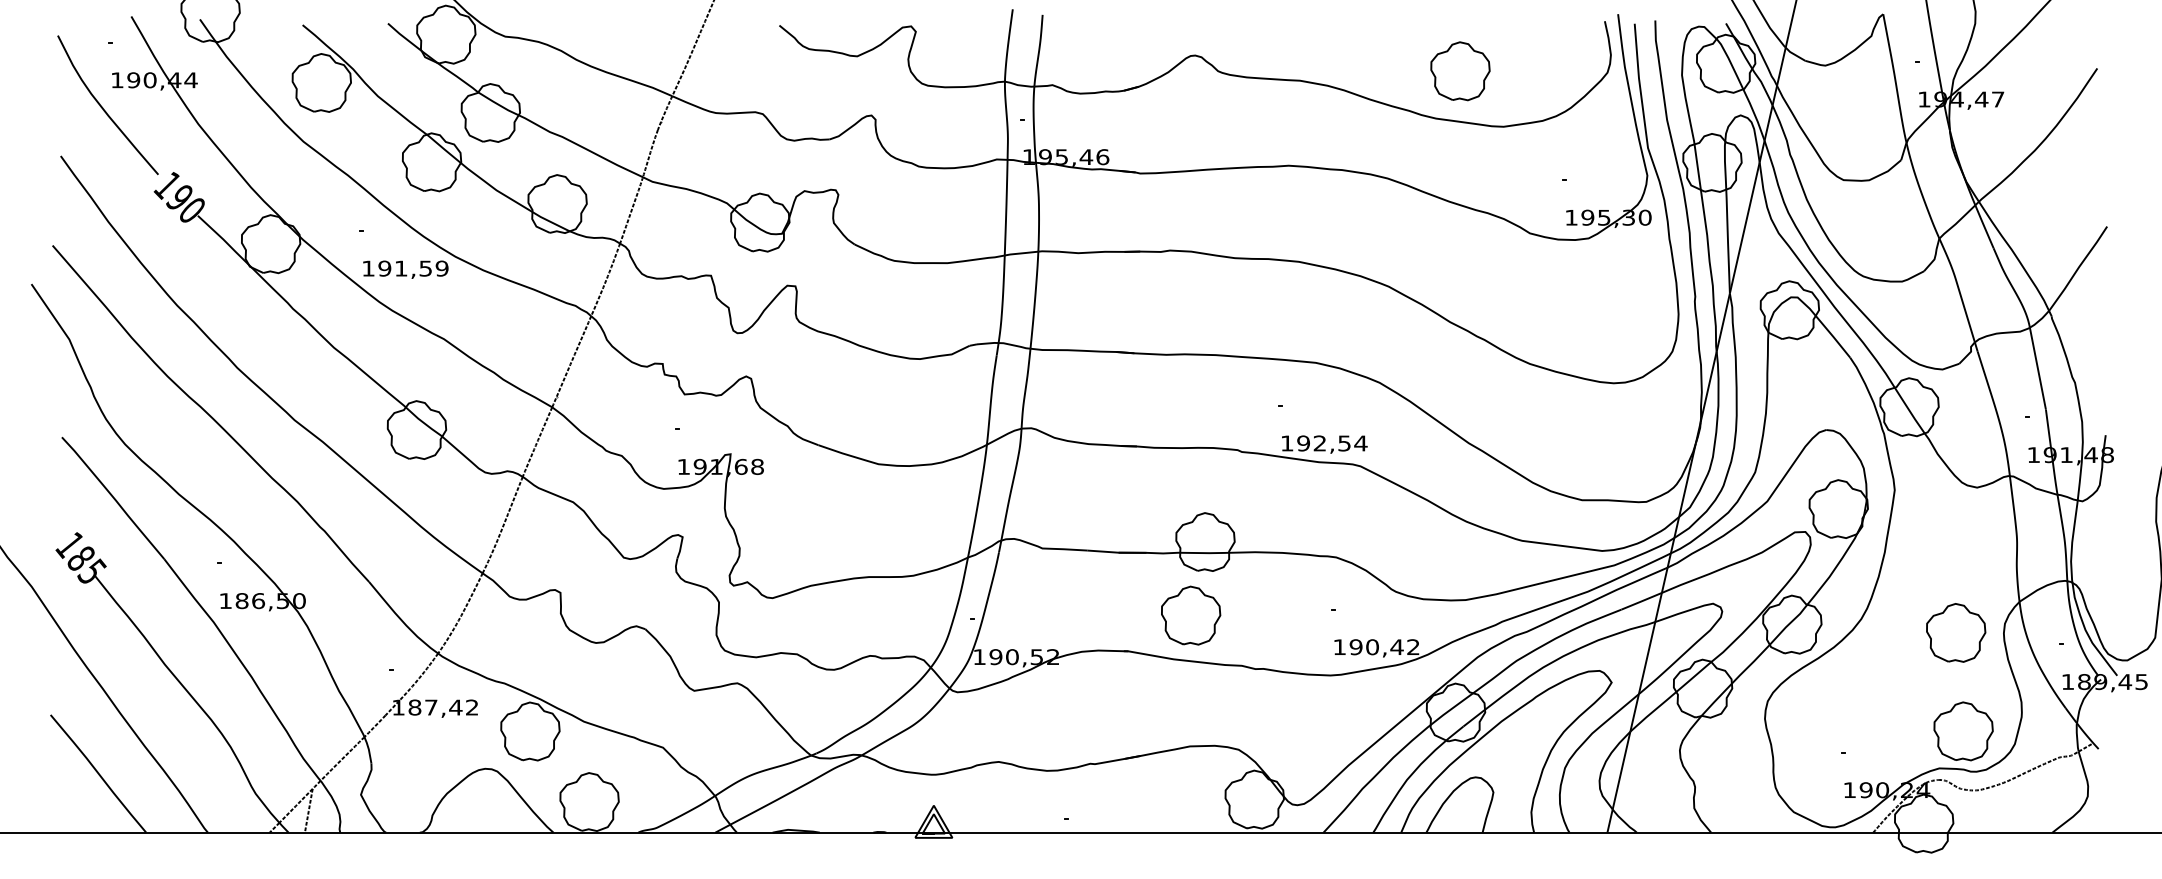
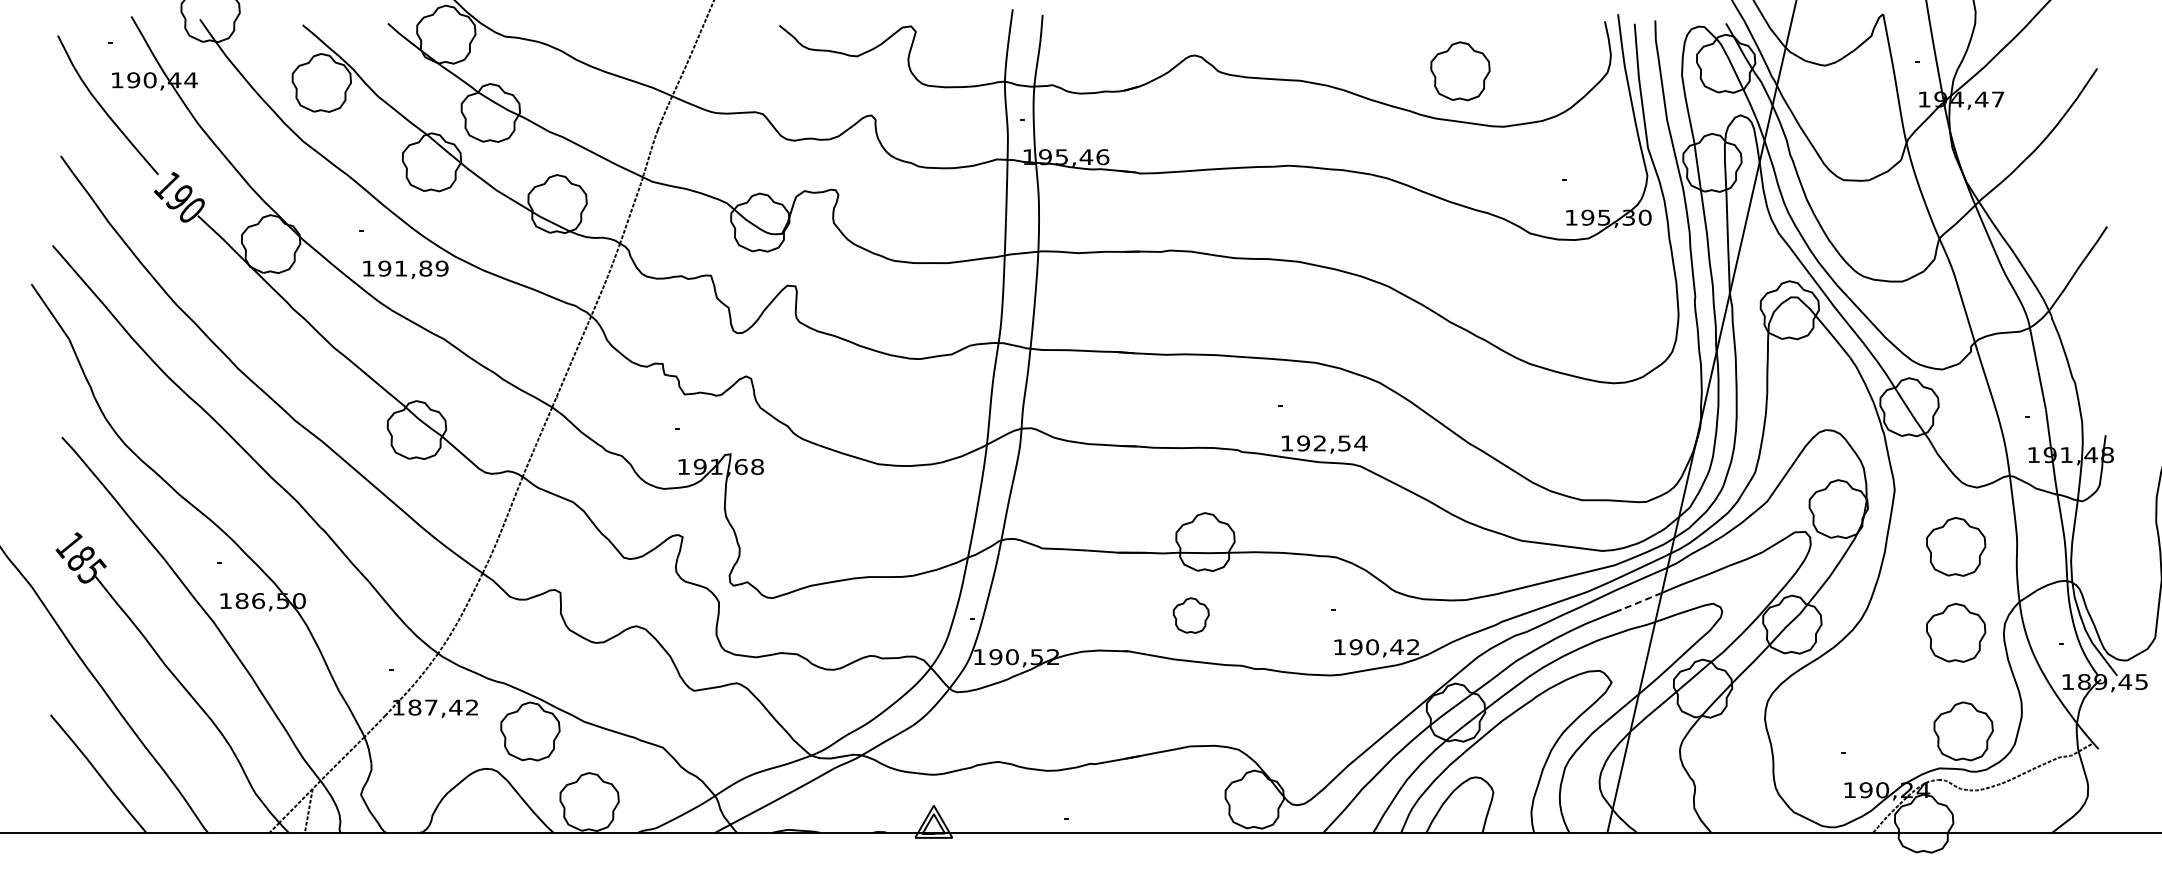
text: 191,59 -> 191,89 (425, 268)
part: none -> present (1956, 546)
line: solid -> dashed (1641, 601)
part size: 61x61 px -> 38x37 px (1190, 615)
